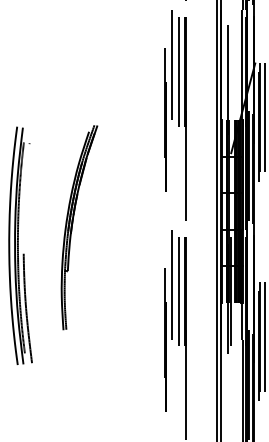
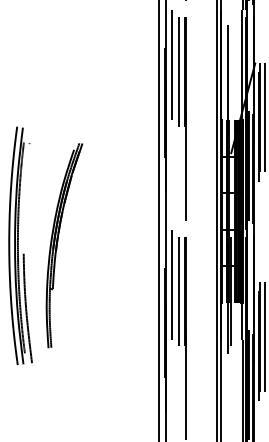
line: none -> present (159, 220)
line: dashed -> solid (165, 221)
part position: (72, 227) -> (57, 245) (57, 245)
